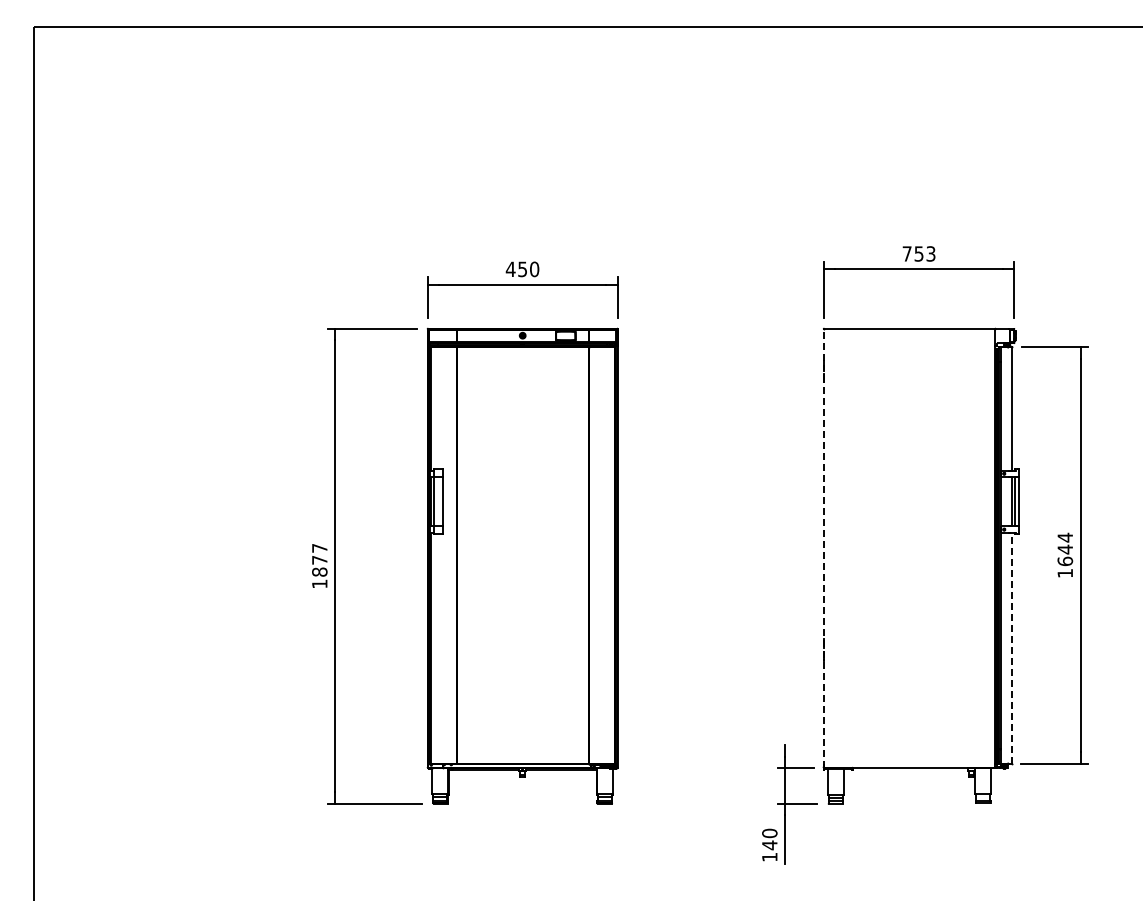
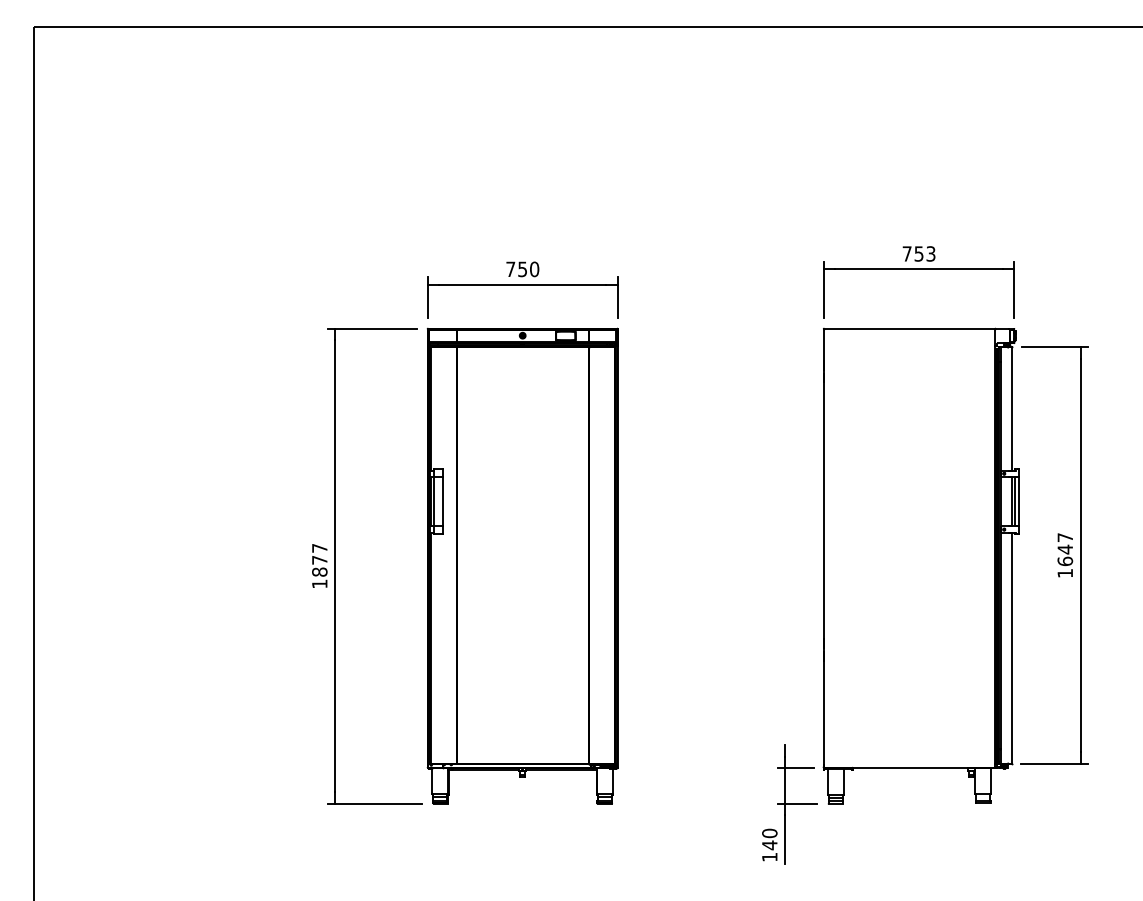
text: 450 -> 750 (510, 268)
text: 1644 -> 1647 (1064, 537)
line: dashed -> solid (823, 547)
line: dashed -> solid (1012, 648)
